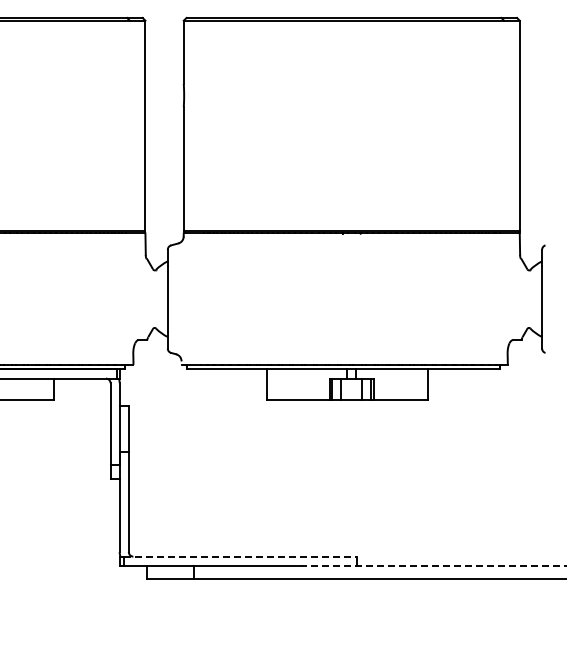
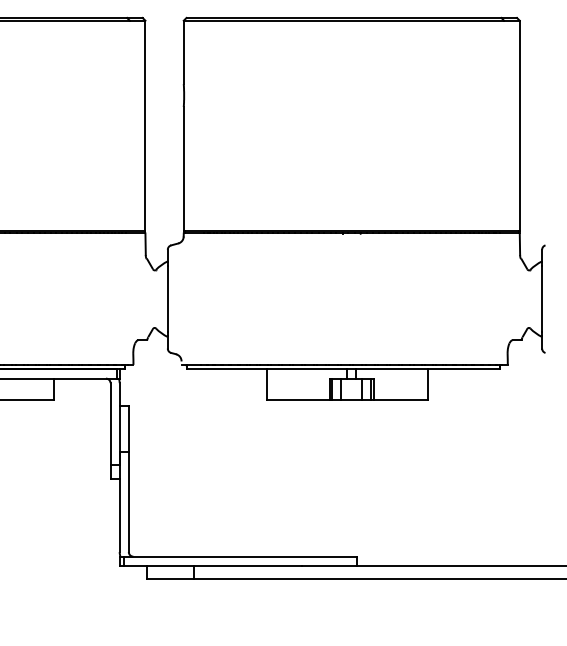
line: dashed -> solid (240, 556)
line: dashed -> solid (433, 565)
